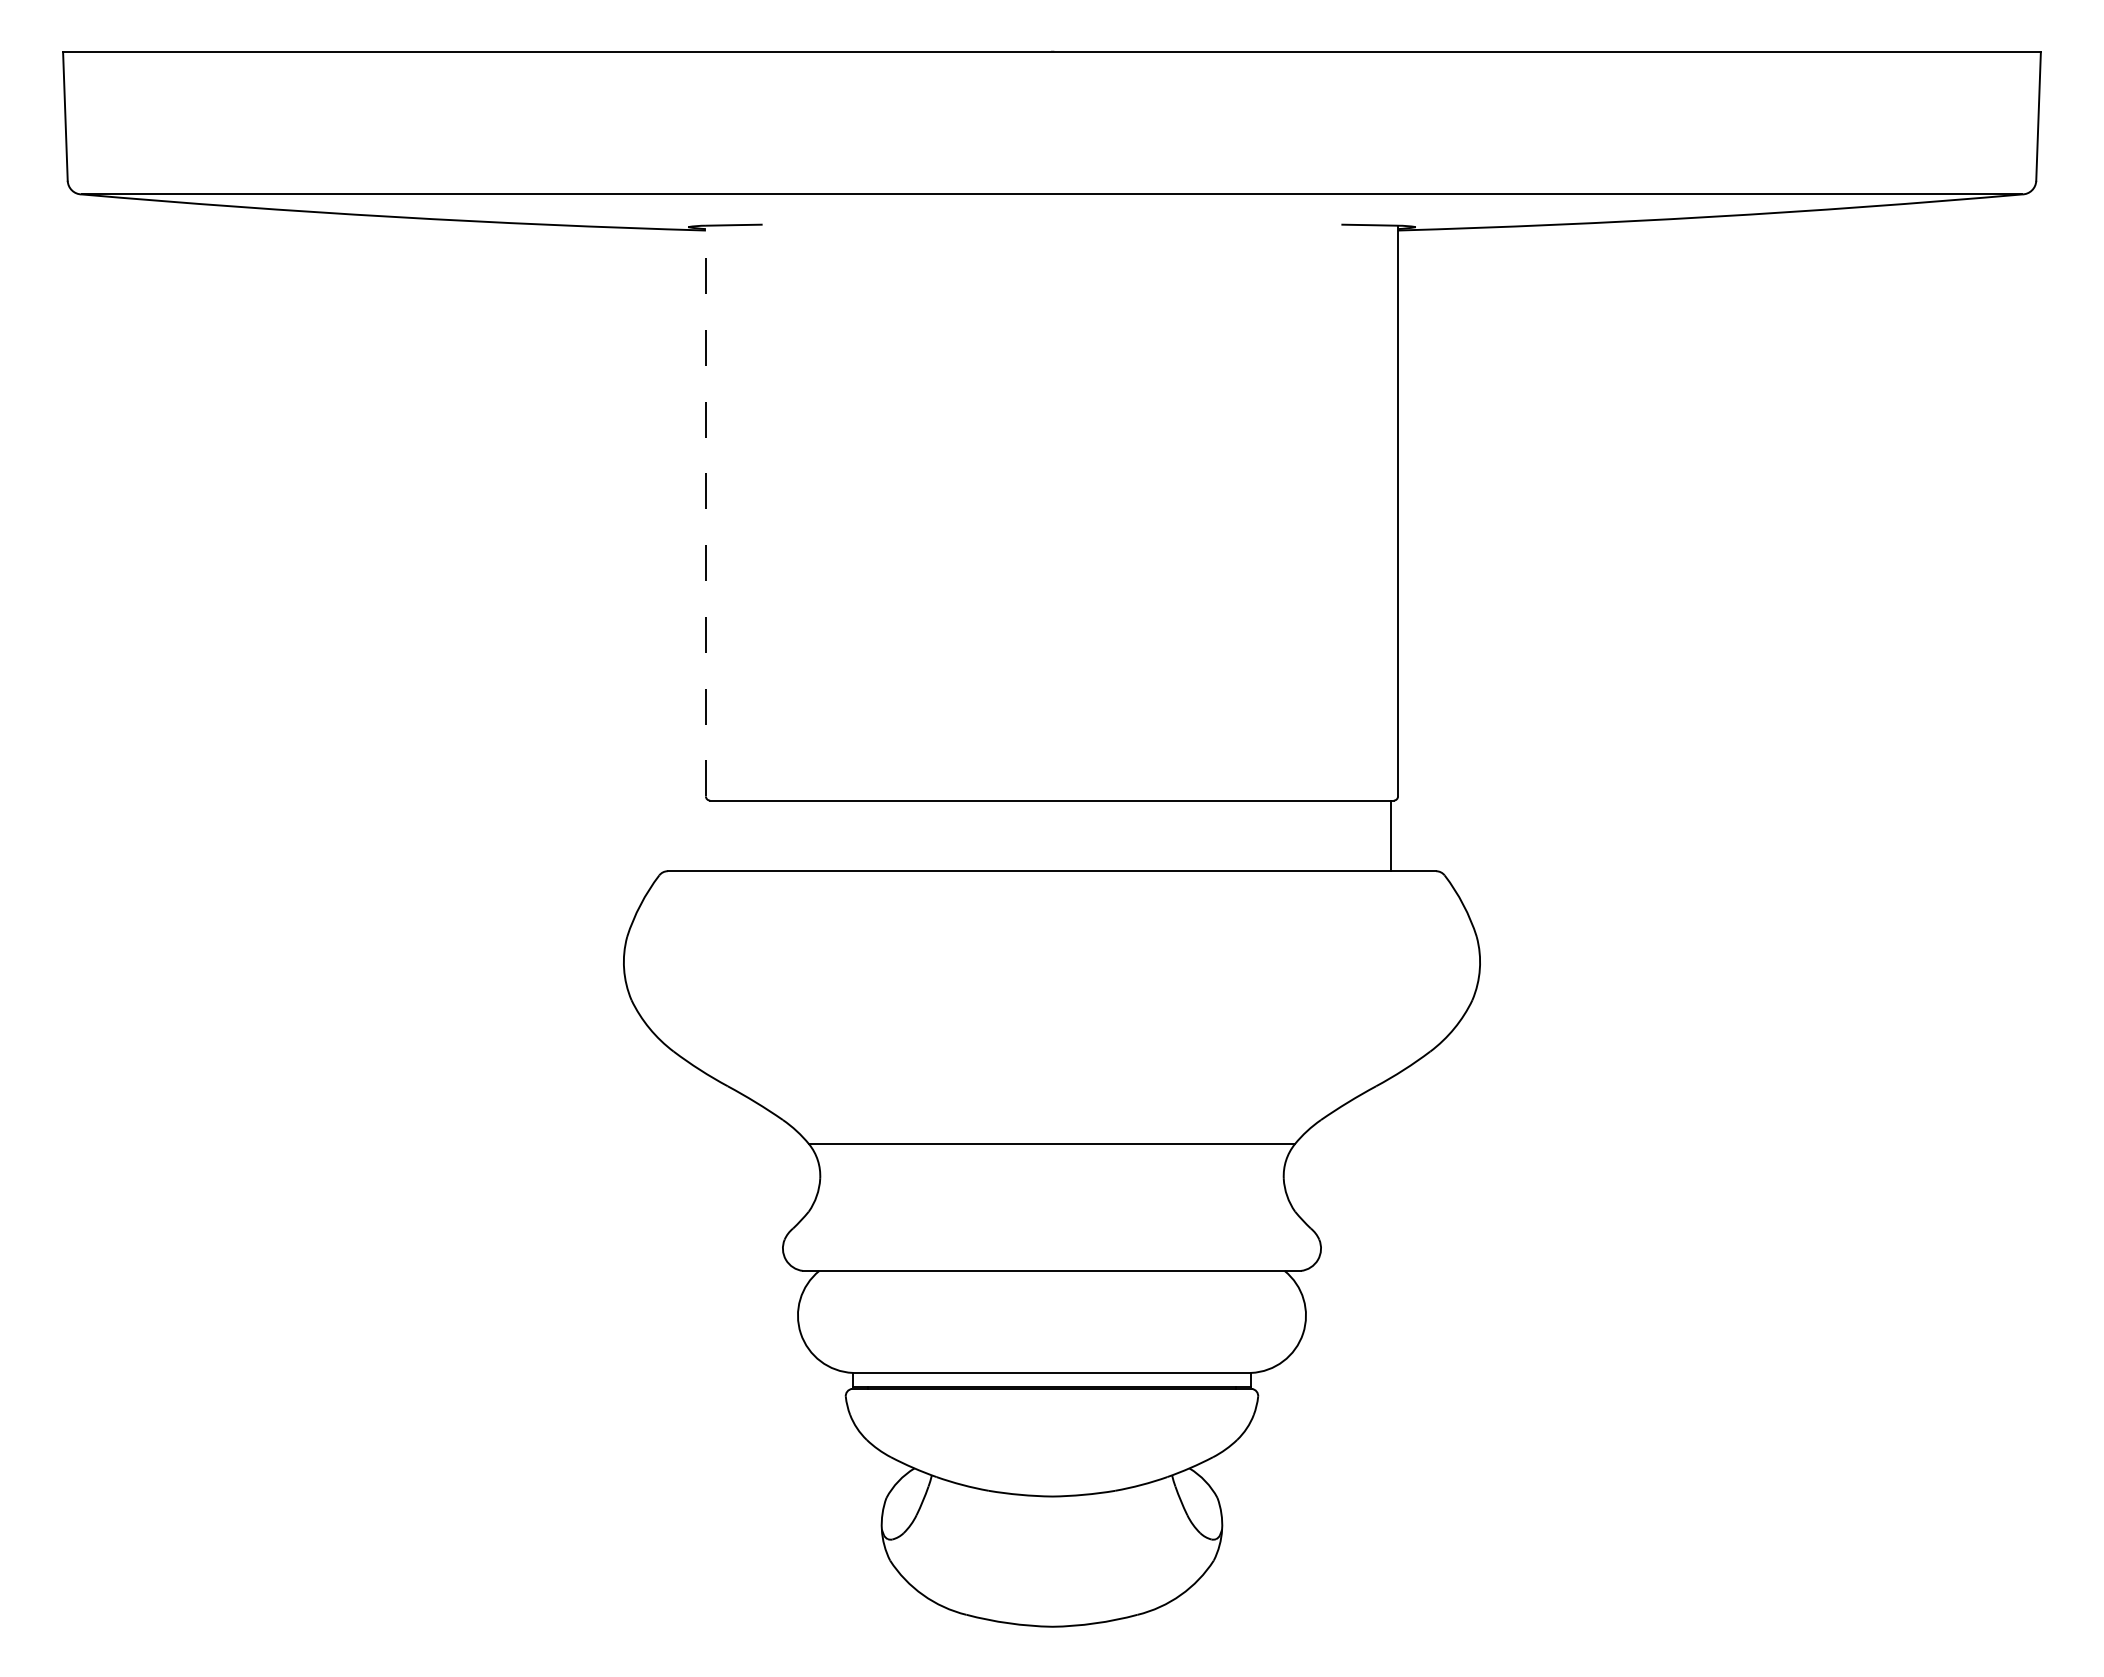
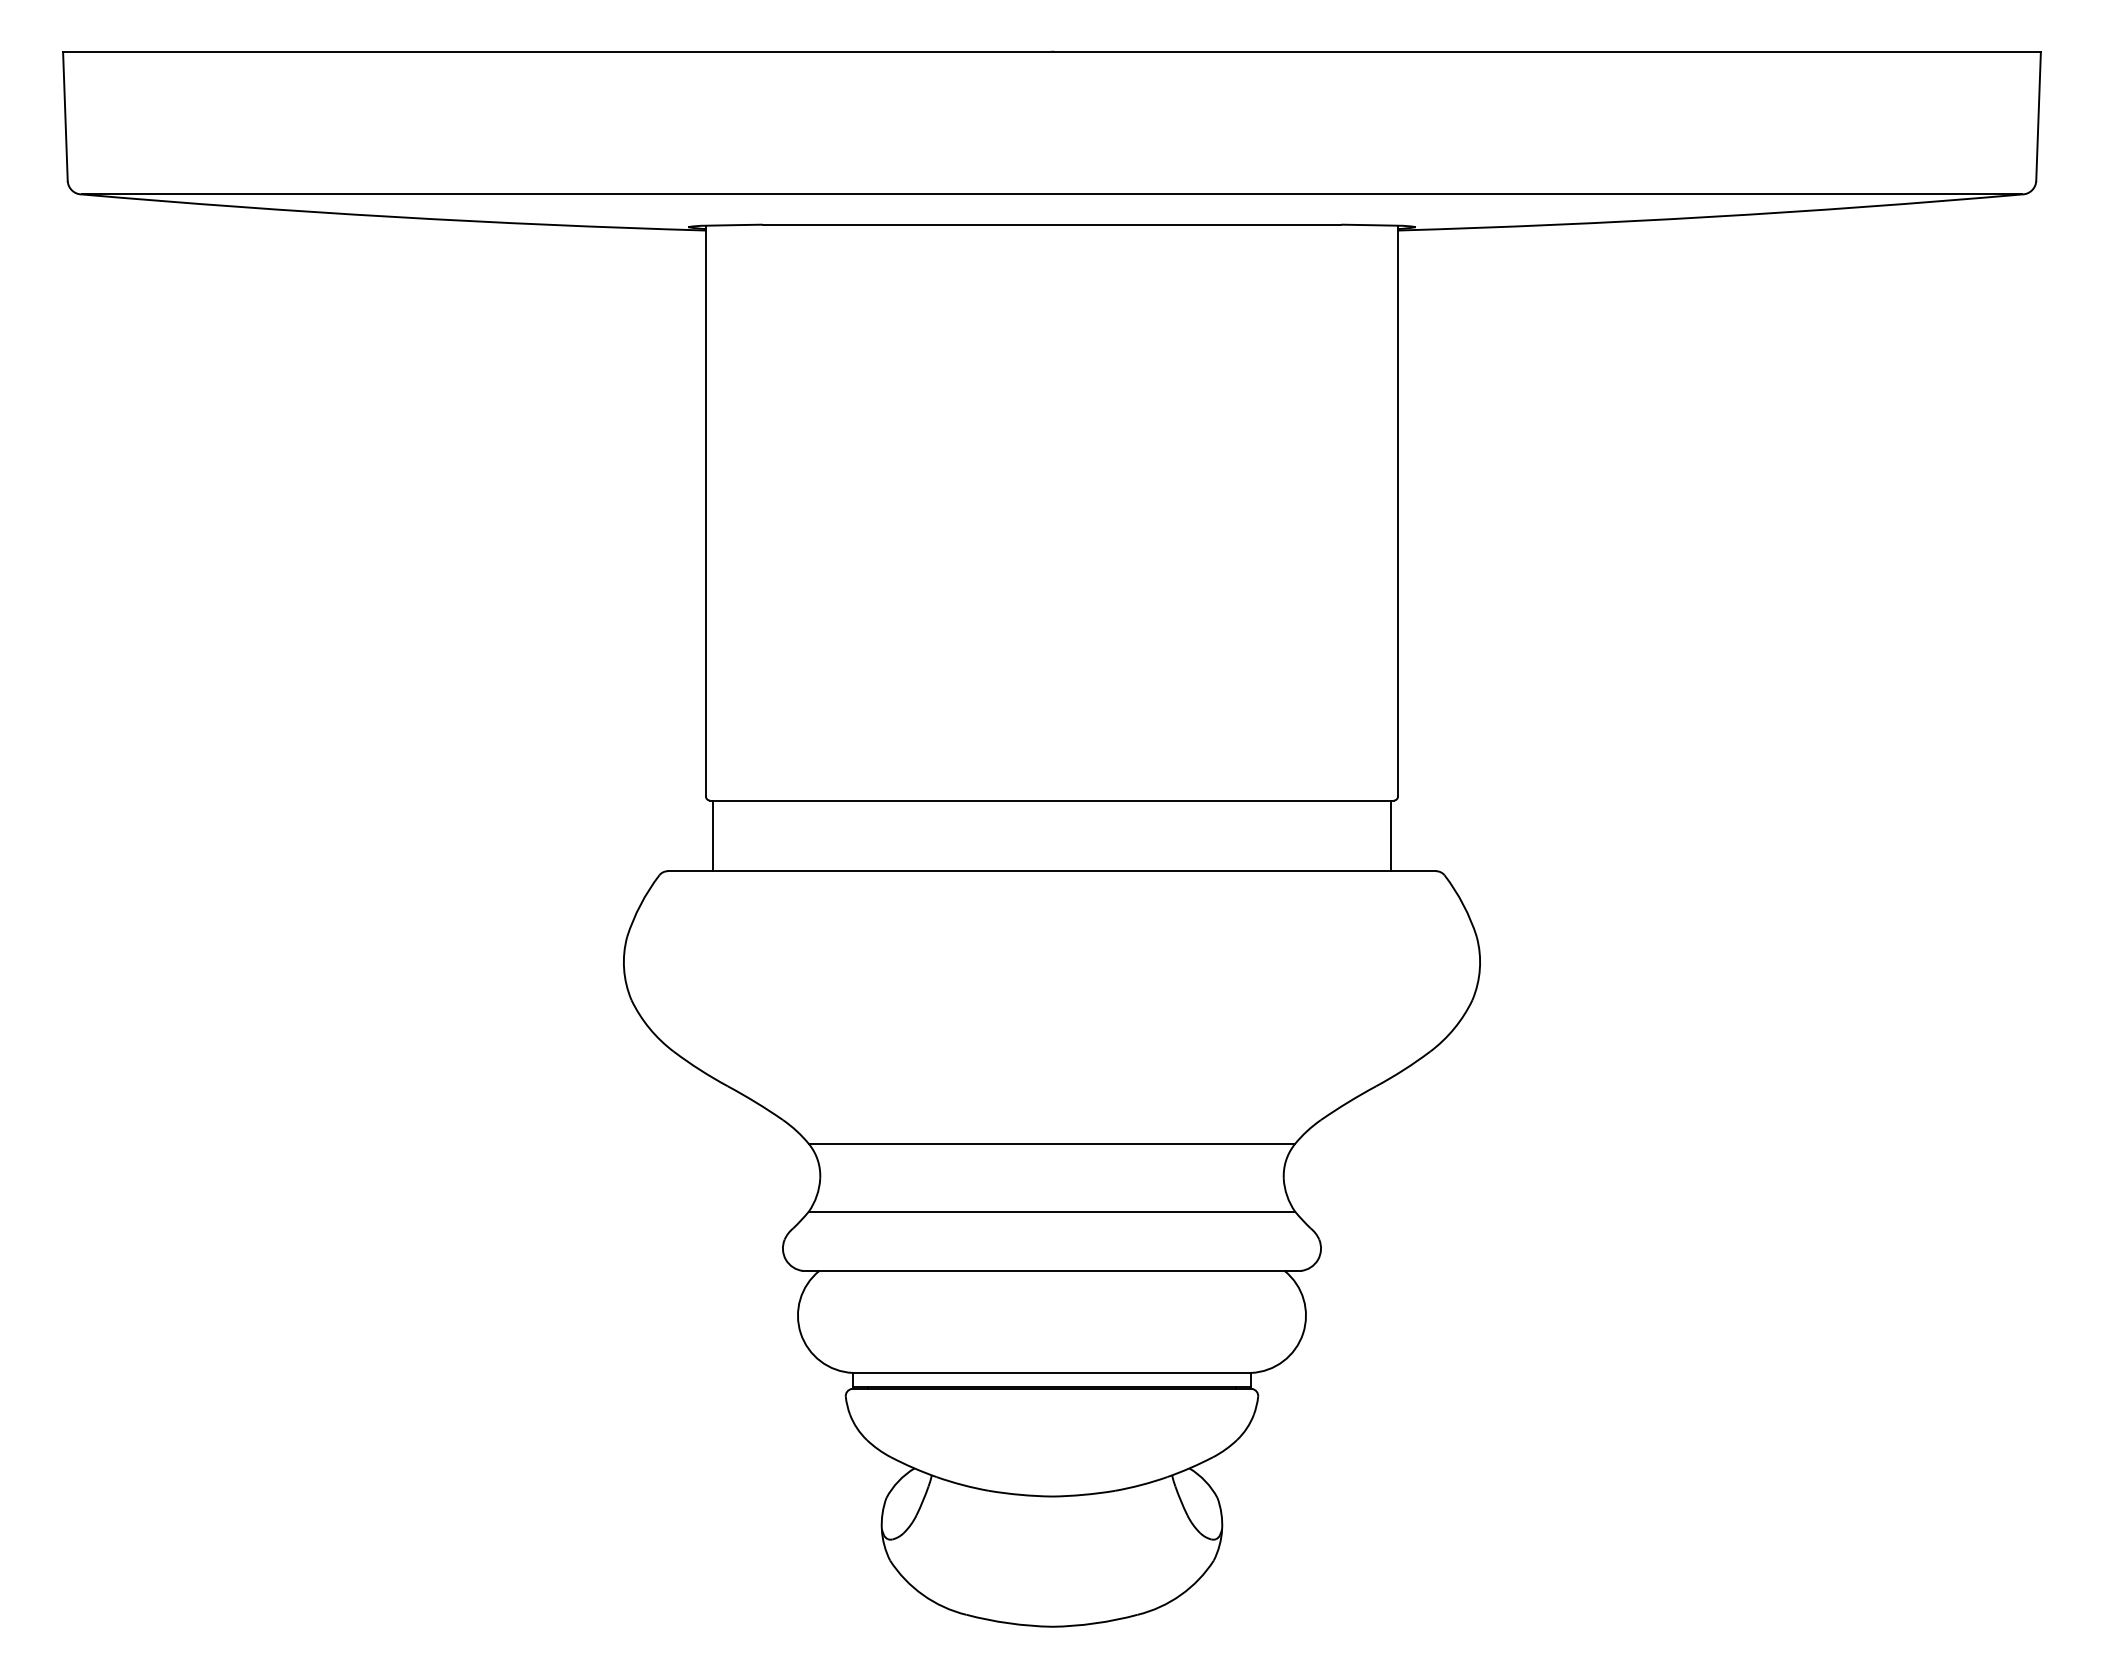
line: none -> present (1051, 224)
line: dashed -> solid (705, 510)
line: none -> present (712, 835)
line: none -> present (1051, 1211)
